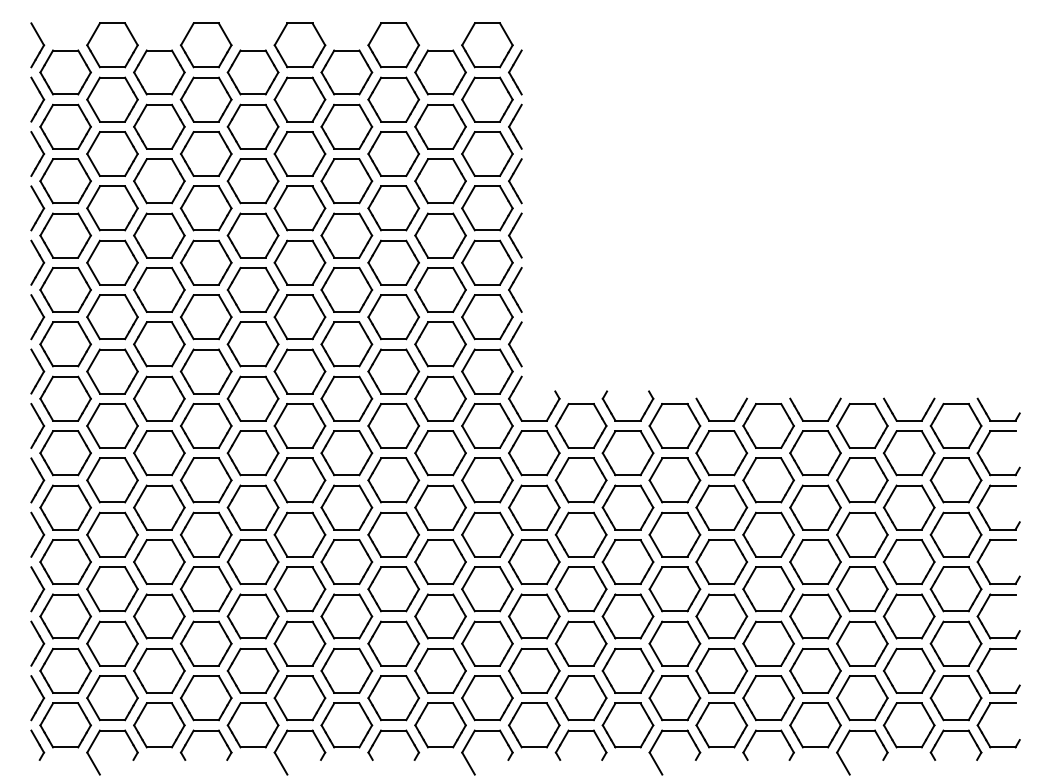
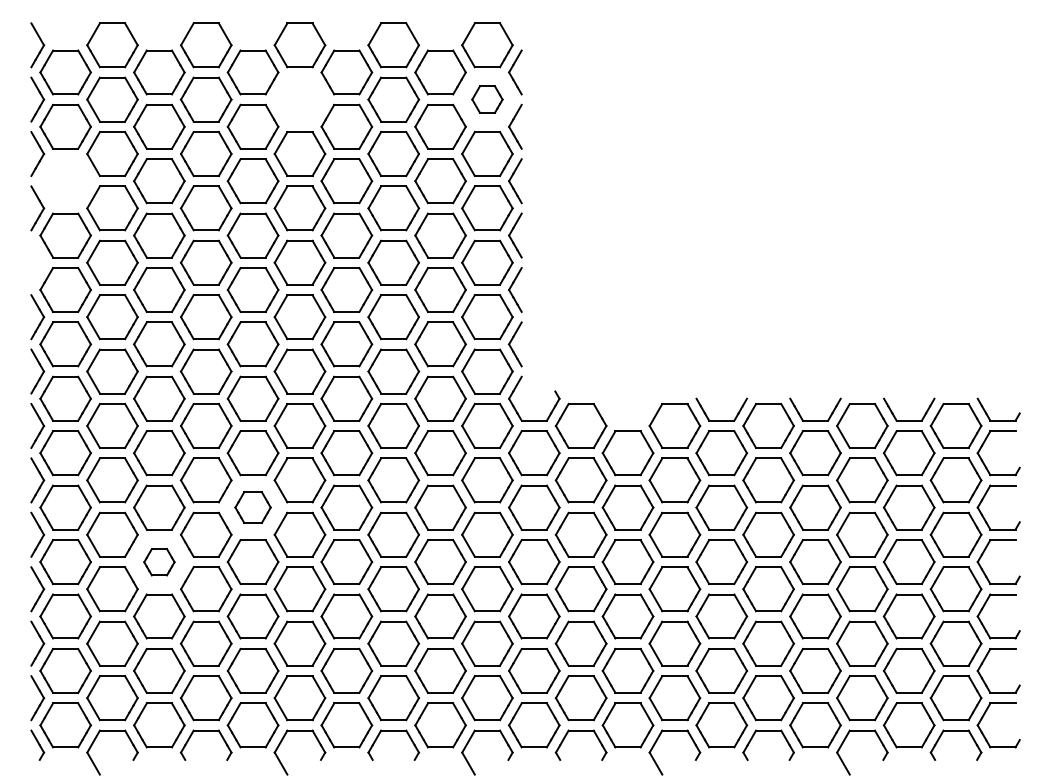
part: present -> none (299, 99)
part size: 53x47 px -> 33x29 px (487, 99)
part: present -> none (65, 181)
part: present -> none (37, 262)
part: present -> none (627, 420)
part size: 54x47 px -> 38x33 px (252, 507)
part size: 53x47 px -> 33x29 px (159, 562)
